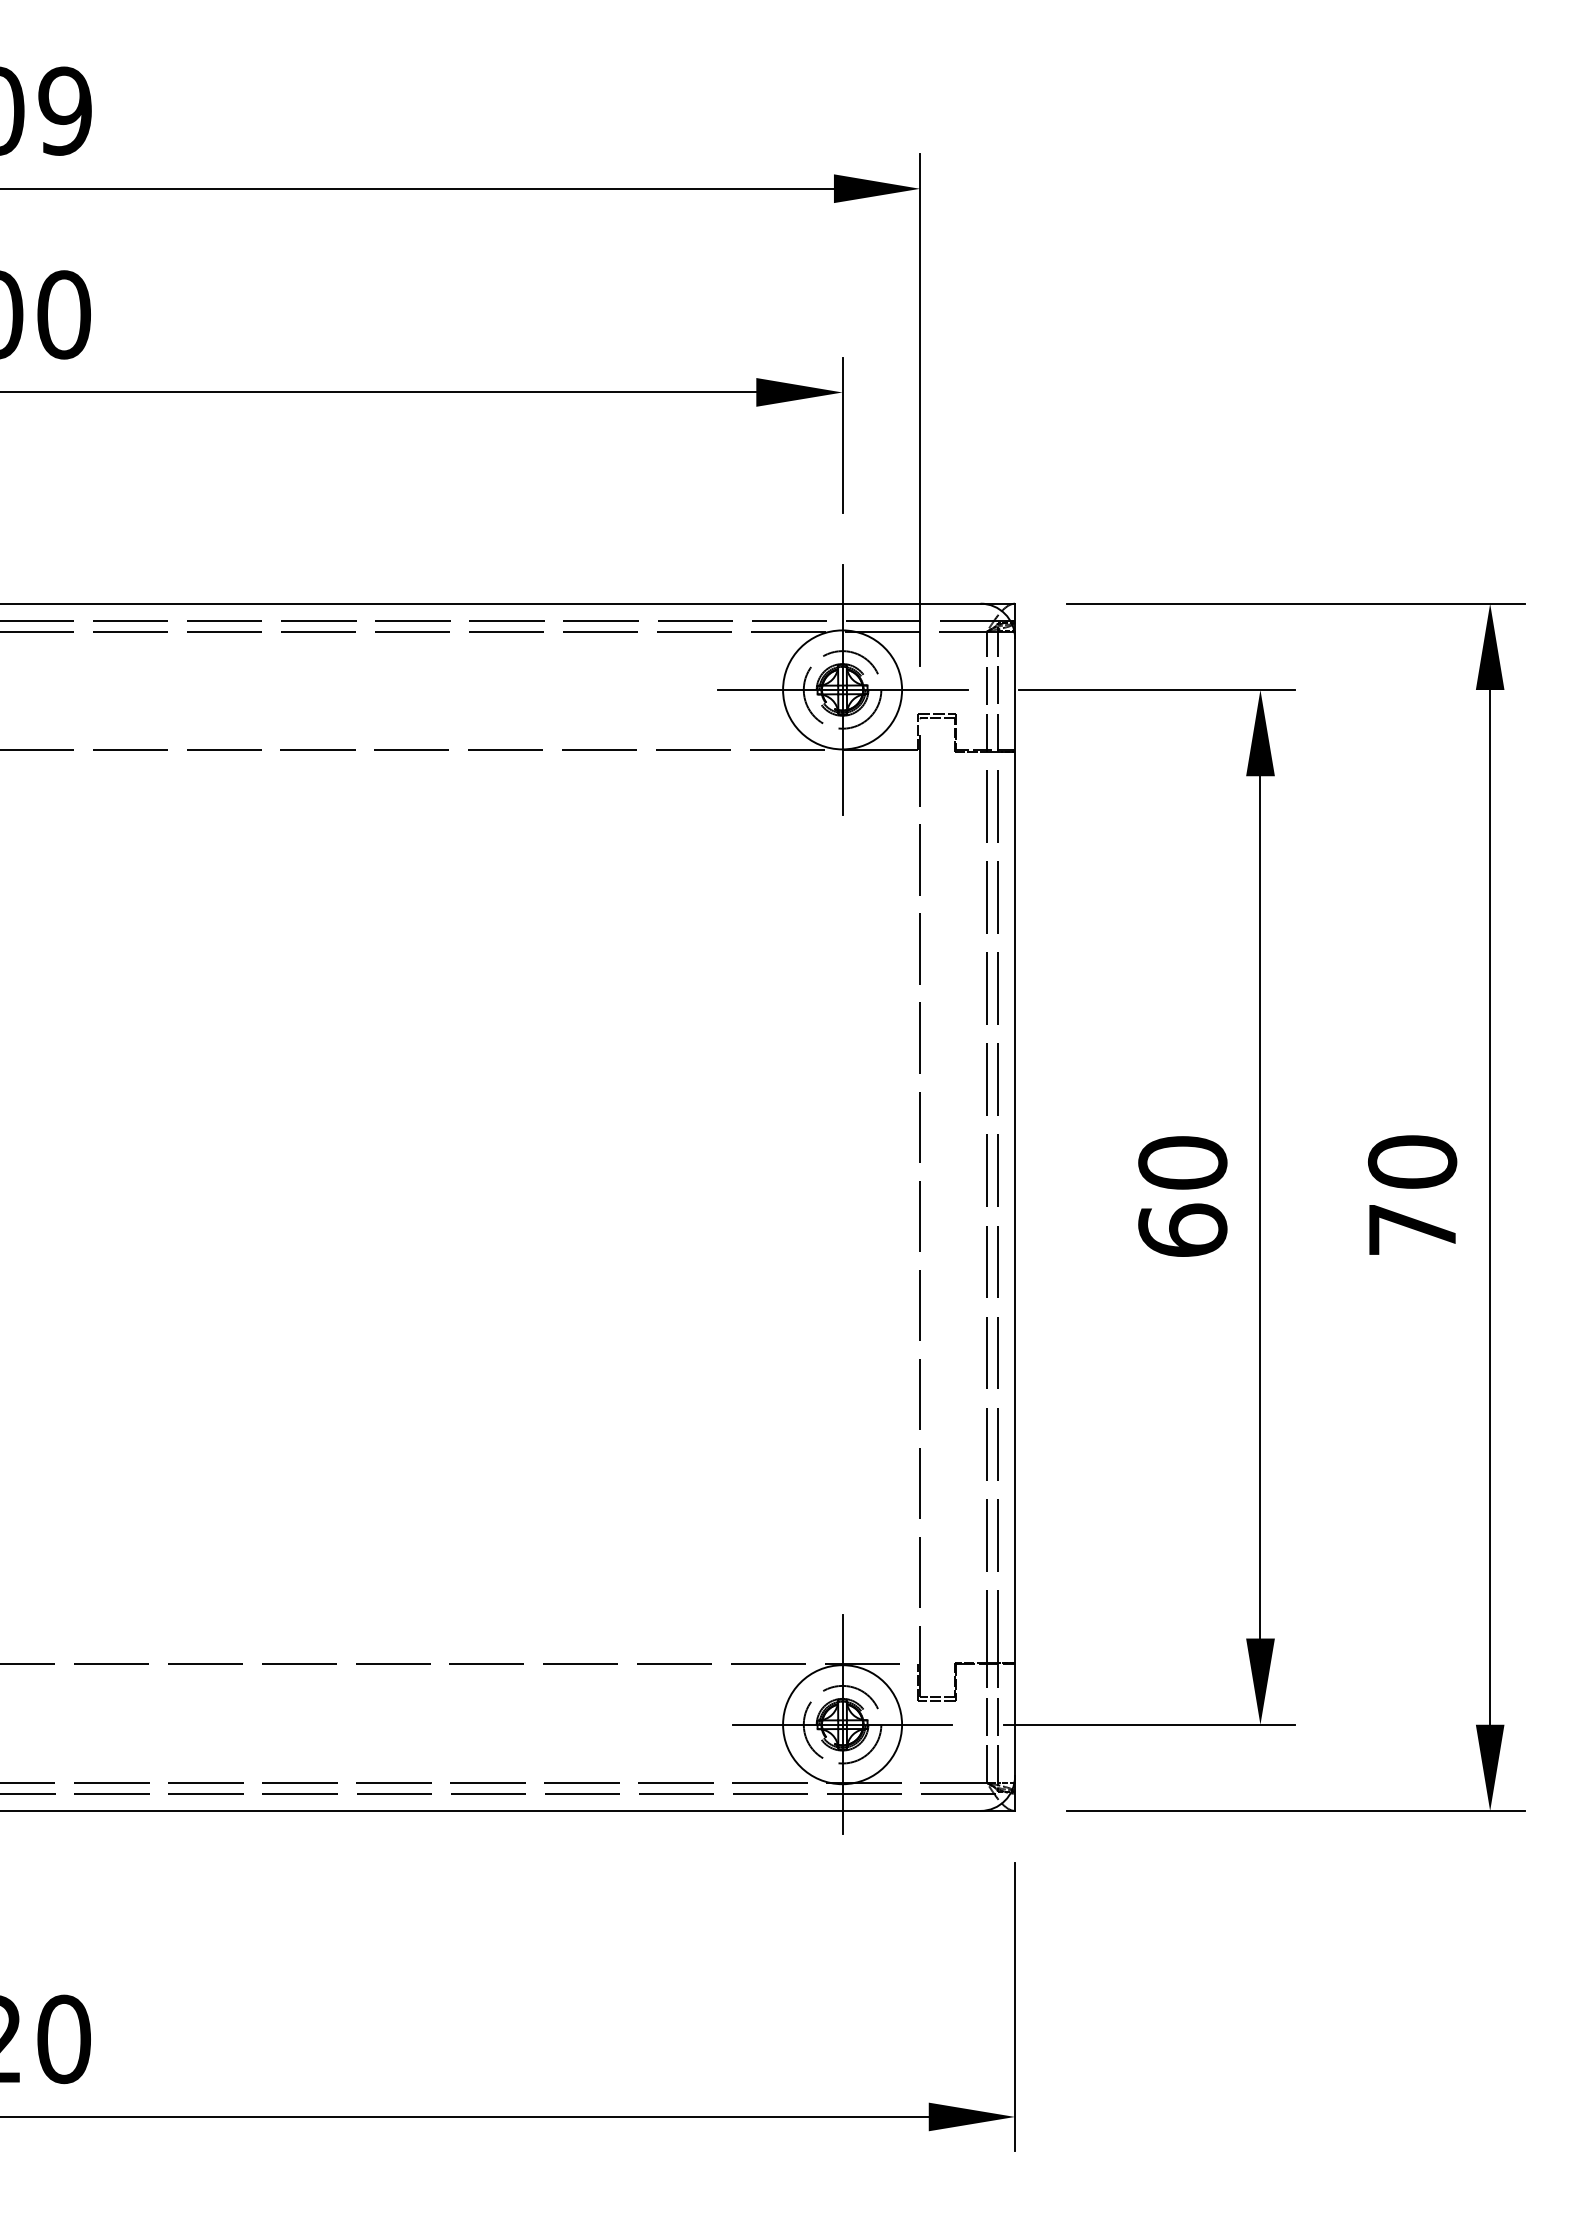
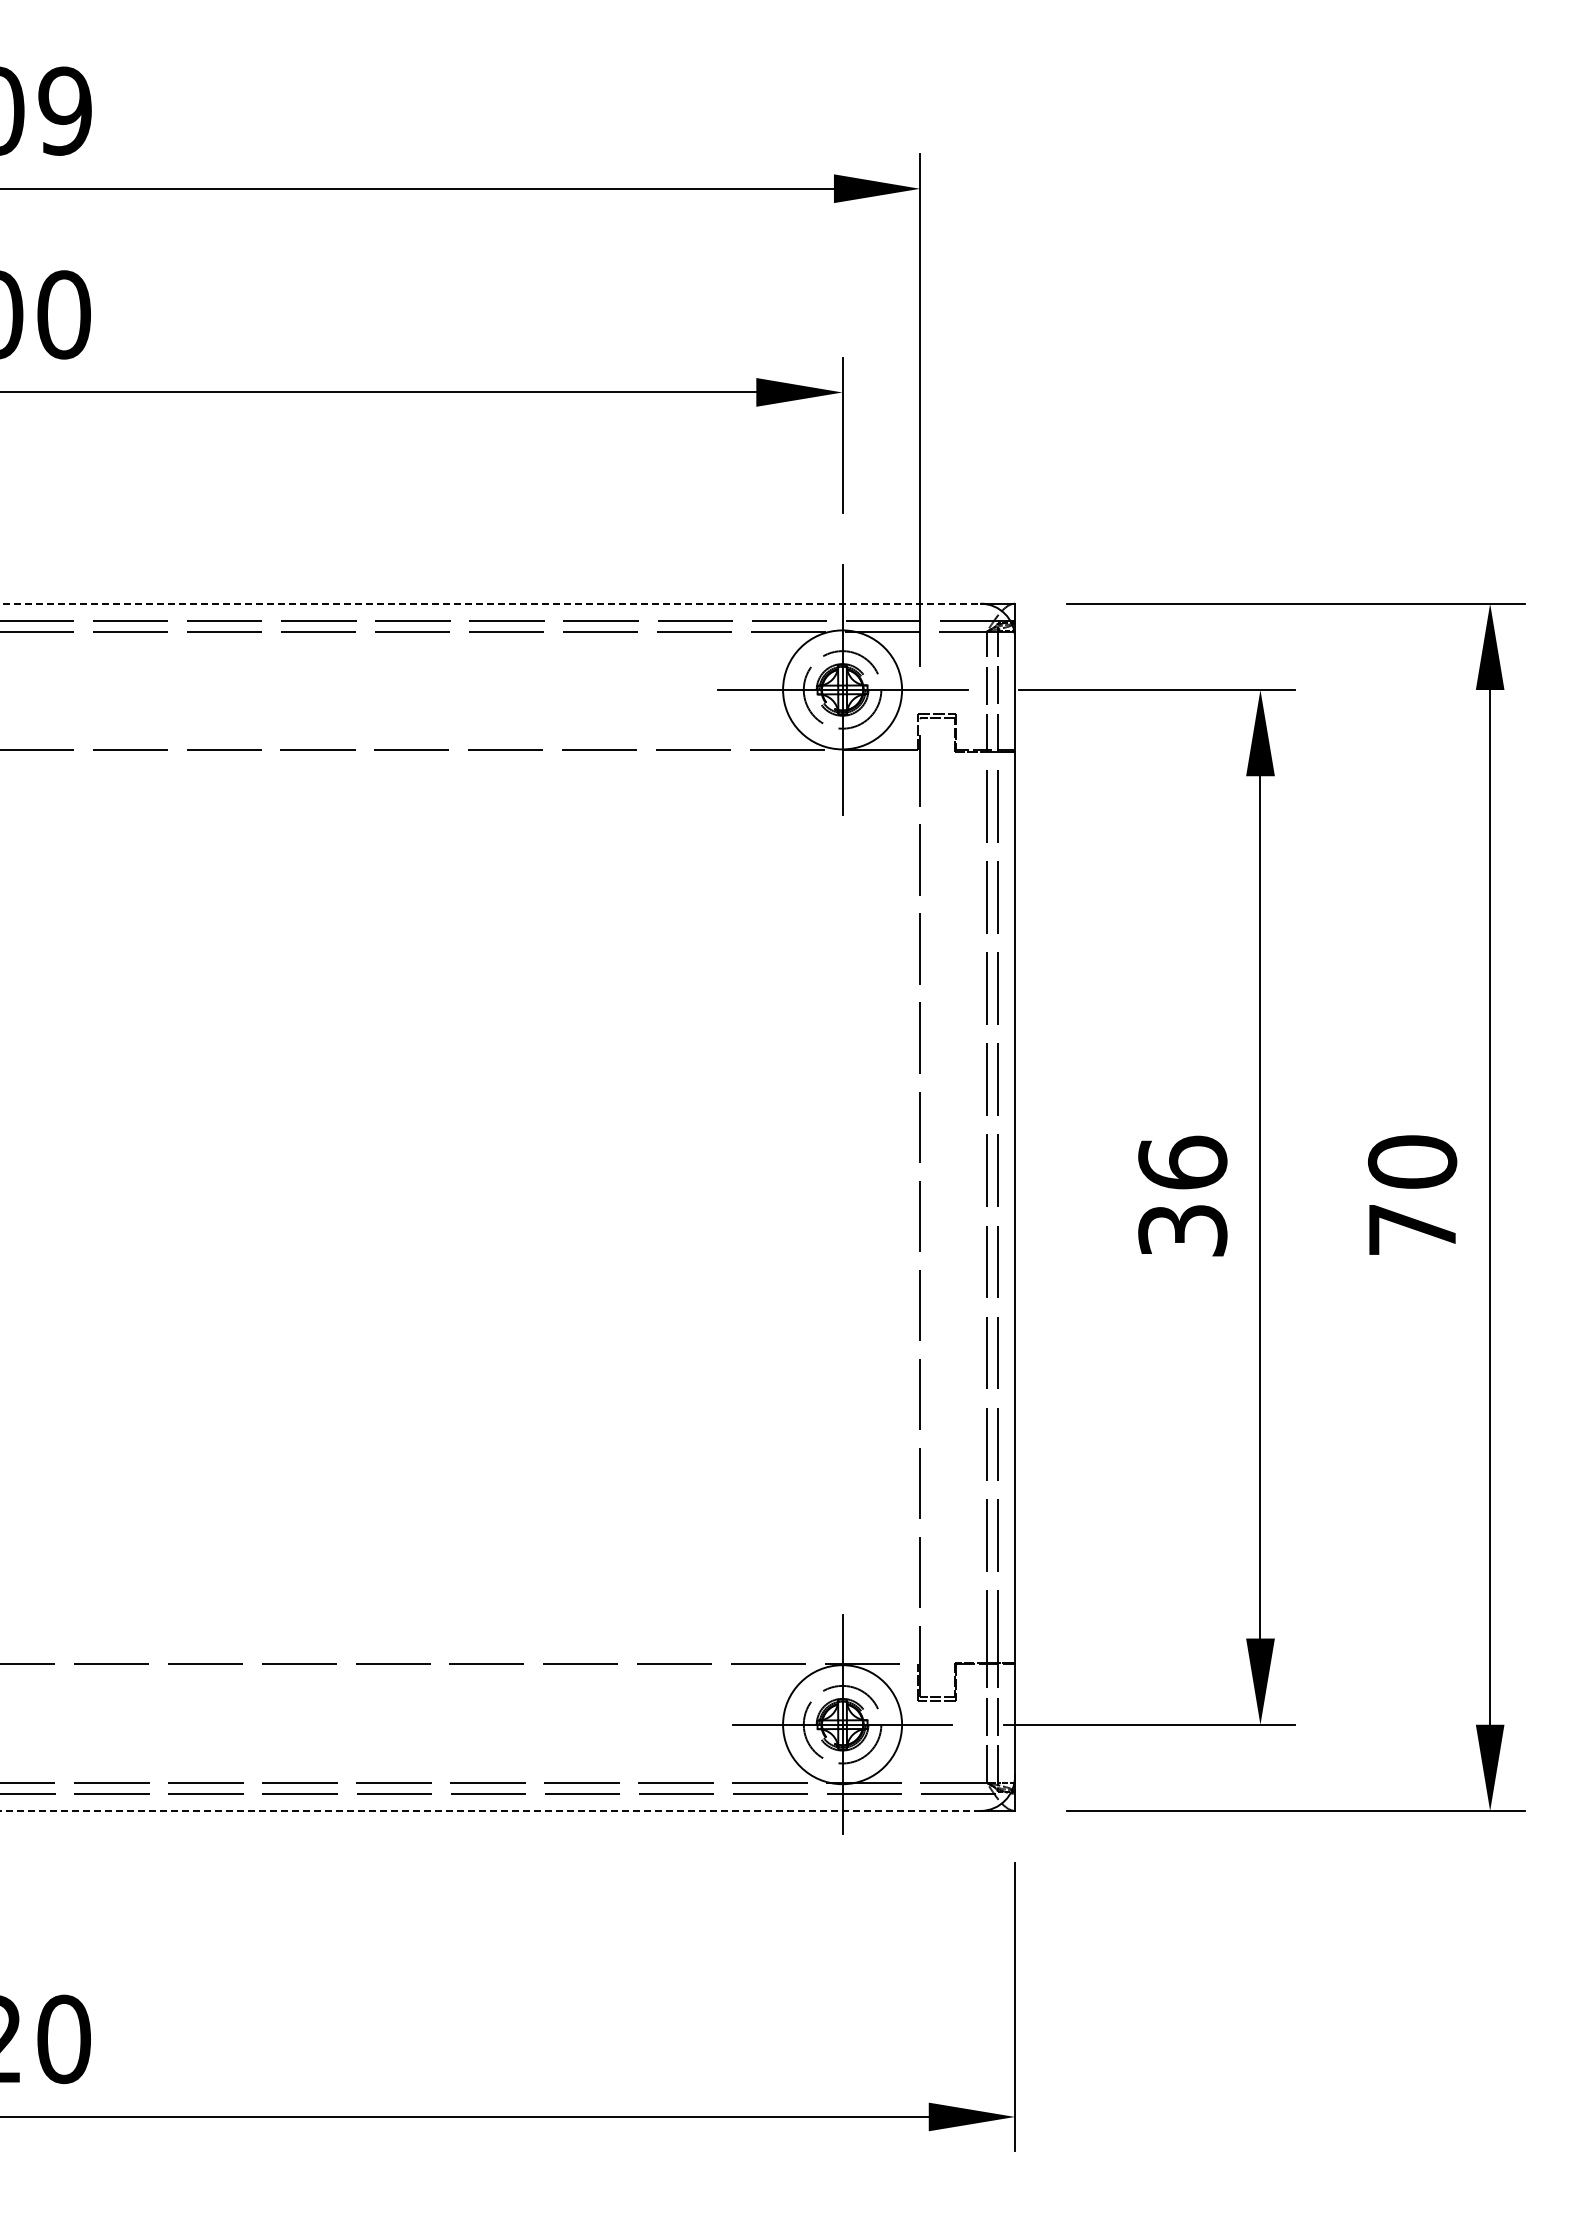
line: solid -> dashed (490, 603)
text: 60 -> 36 (1182, 1195)
line: solid -> dashed (490, 1810)
